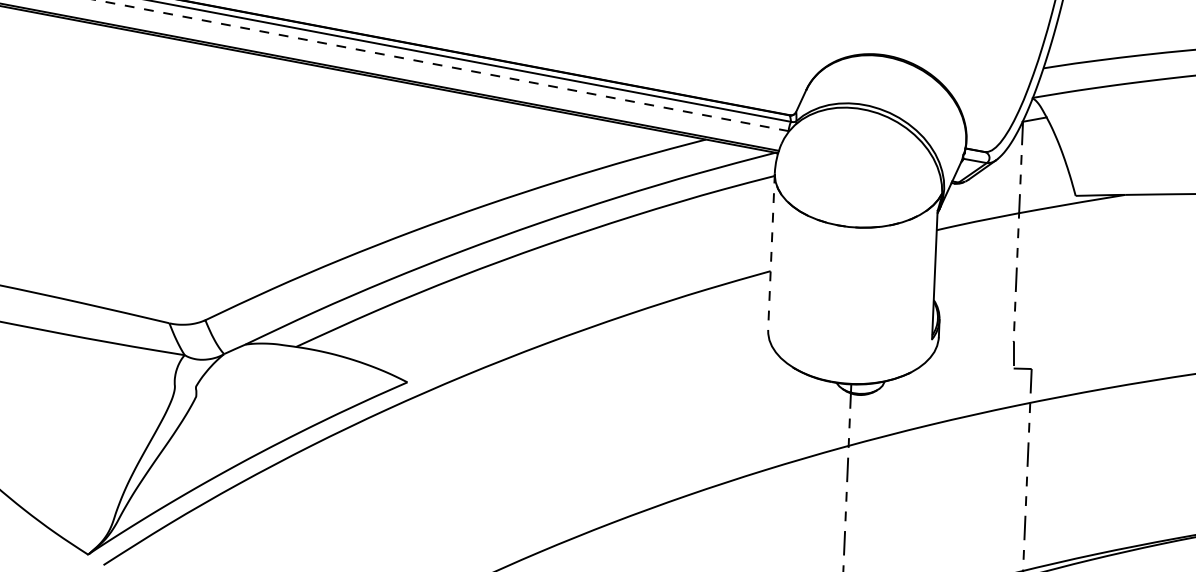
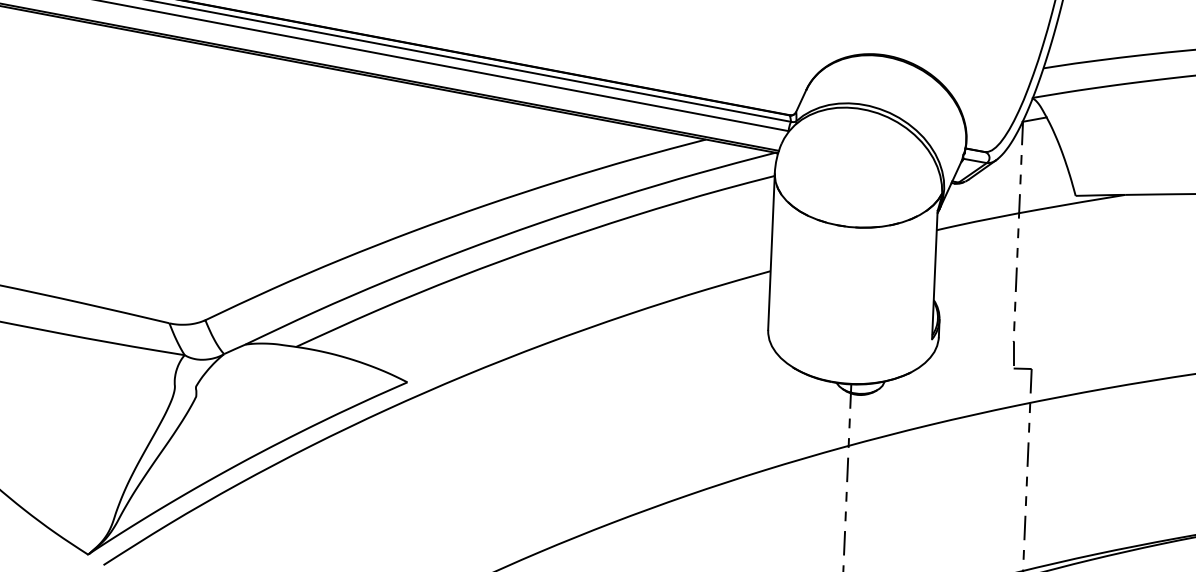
line: dashed -> solid (441, 65)
line: dashed -> solid (771, 252)
